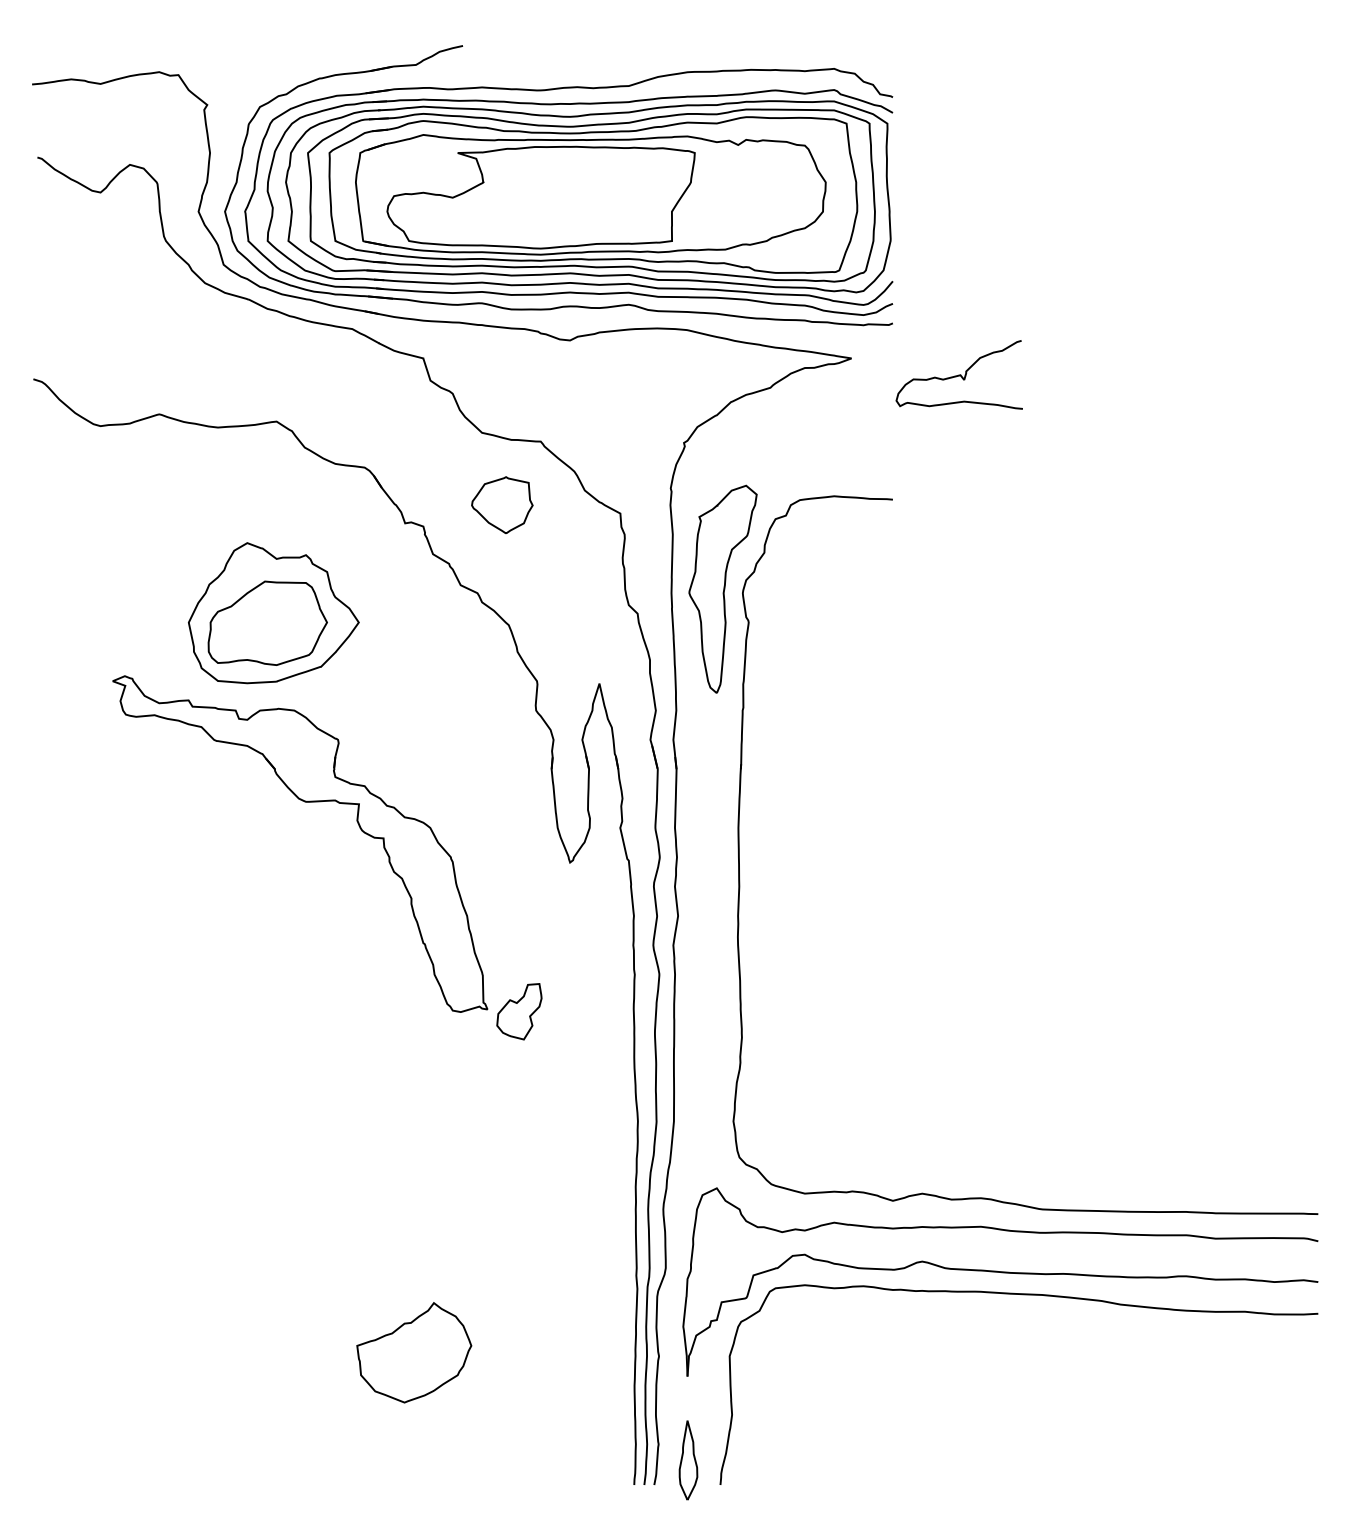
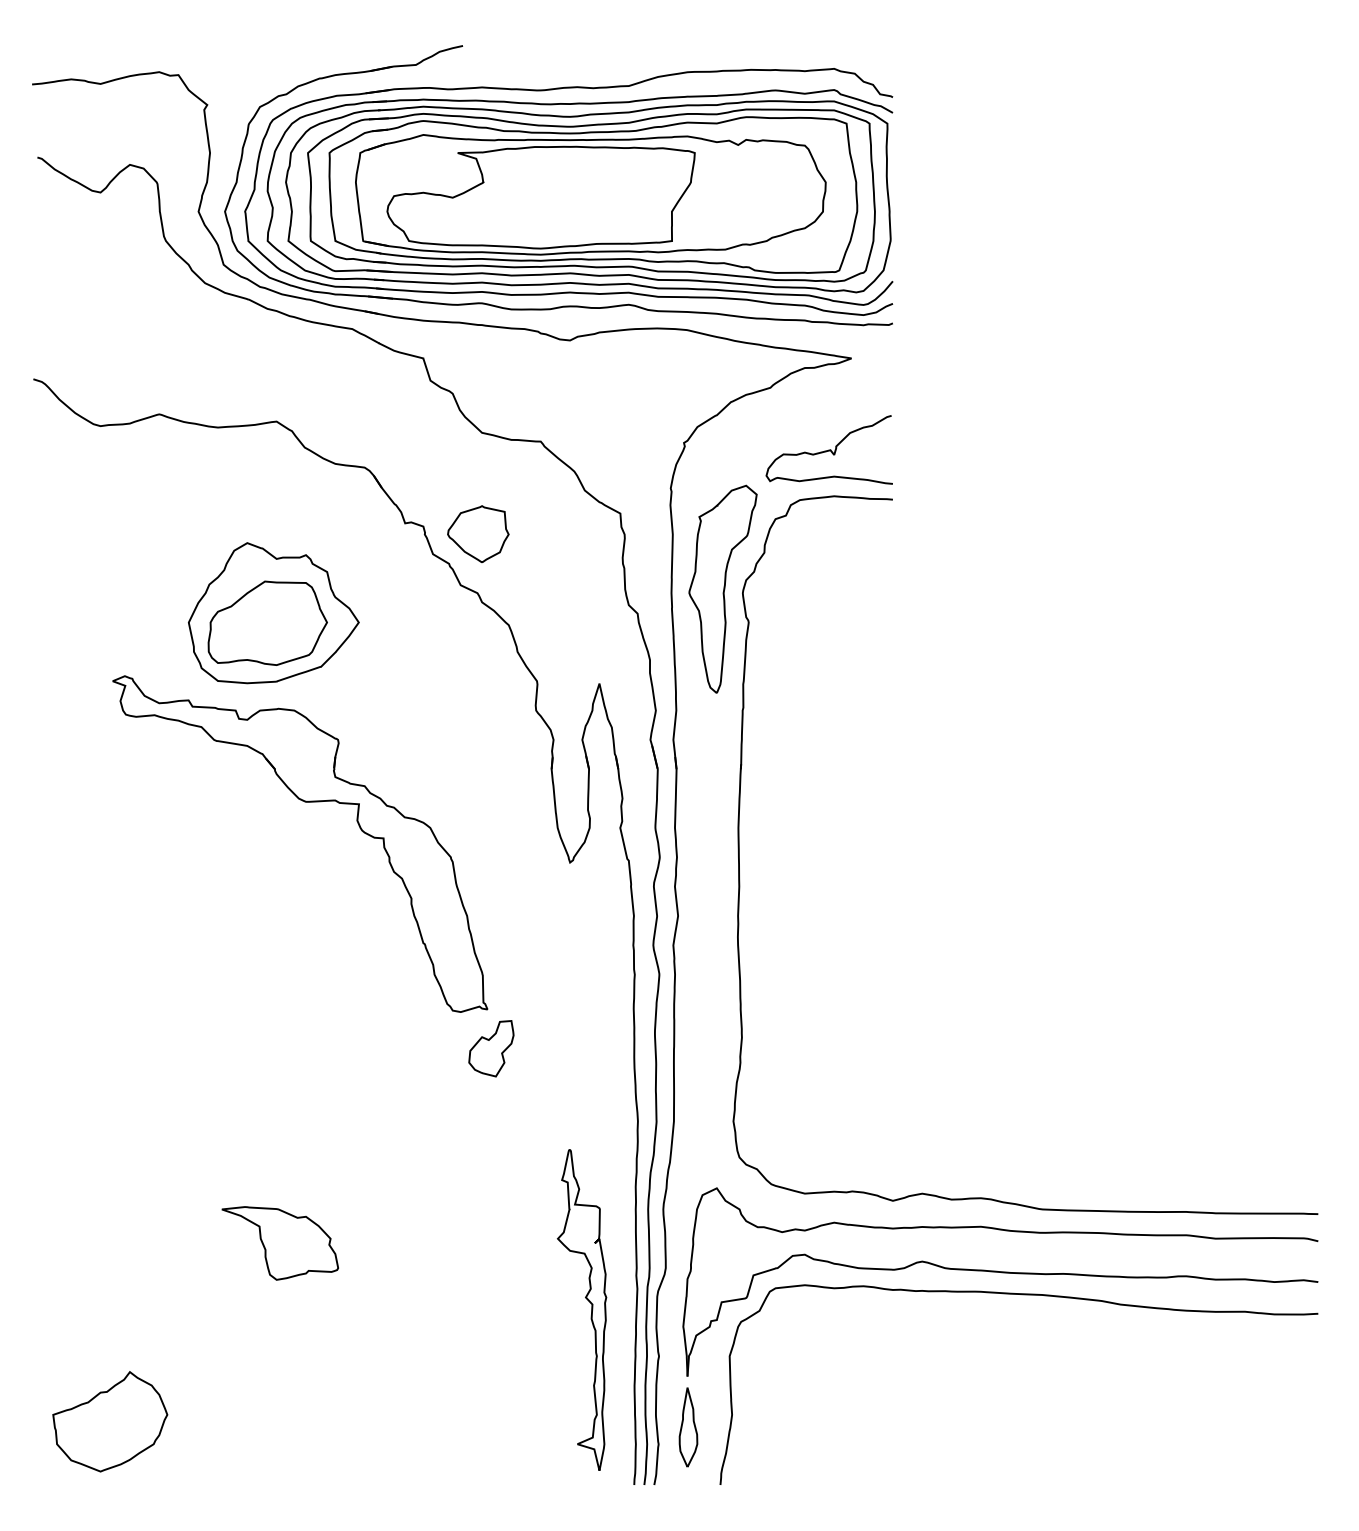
curve position: (958, 374) -> (828, 449) (828, 449)
part position: (502, 504) -> (478, 533) (478, 533)
part position: (519, 1011) -> (491, 1048) (491, 1048)
part: none -> present (279, 1243)
part: none -> present (591, 1309)
part position: (414, 1352) -> (110, 1421) (110, 1421)
part position: (688, 1460) -> (688, 1427) (688, 1427)
